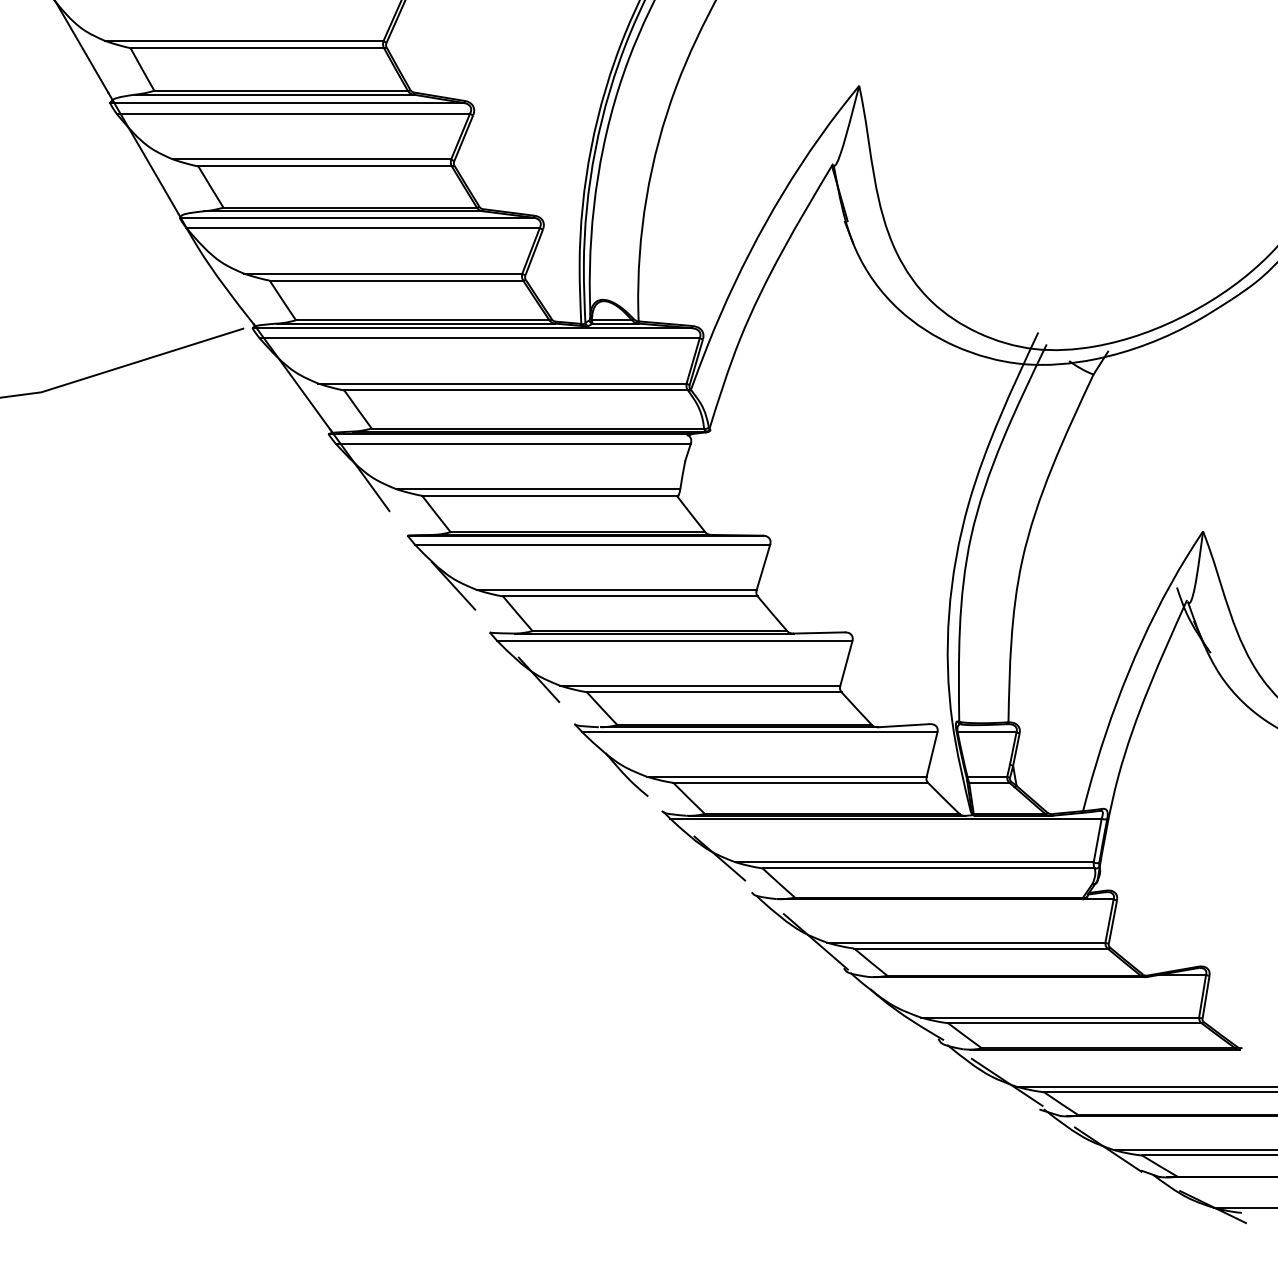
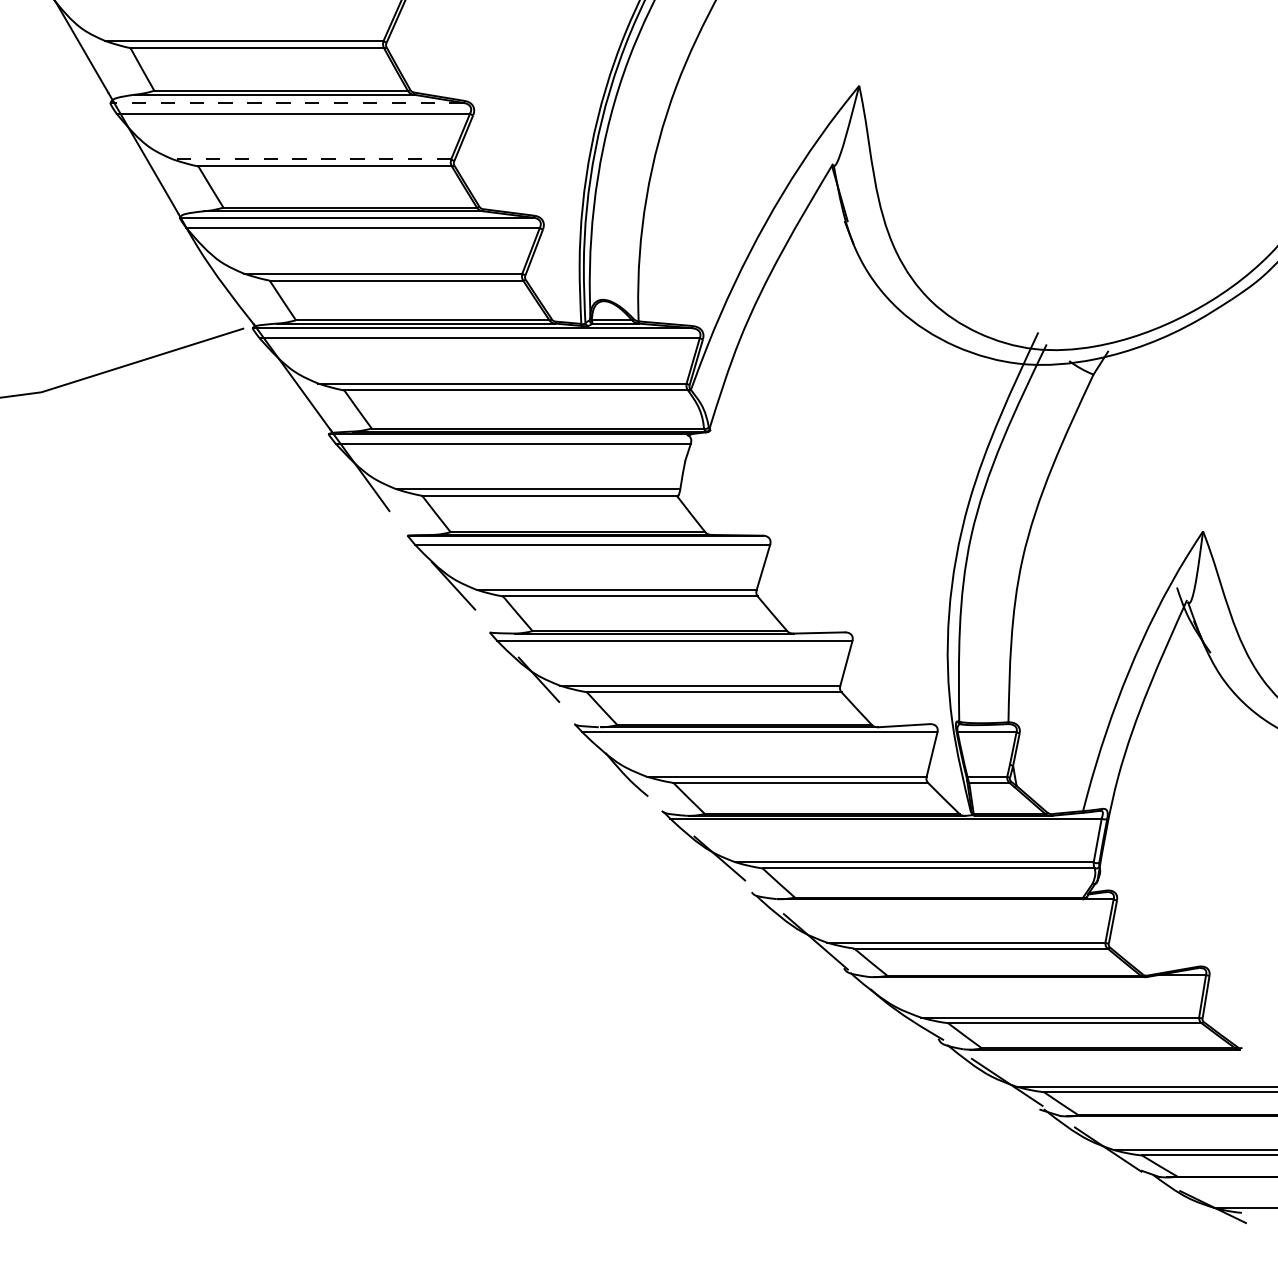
line: solid -> dashed (287, 103)
line: solid -> dashed (311, 159)
